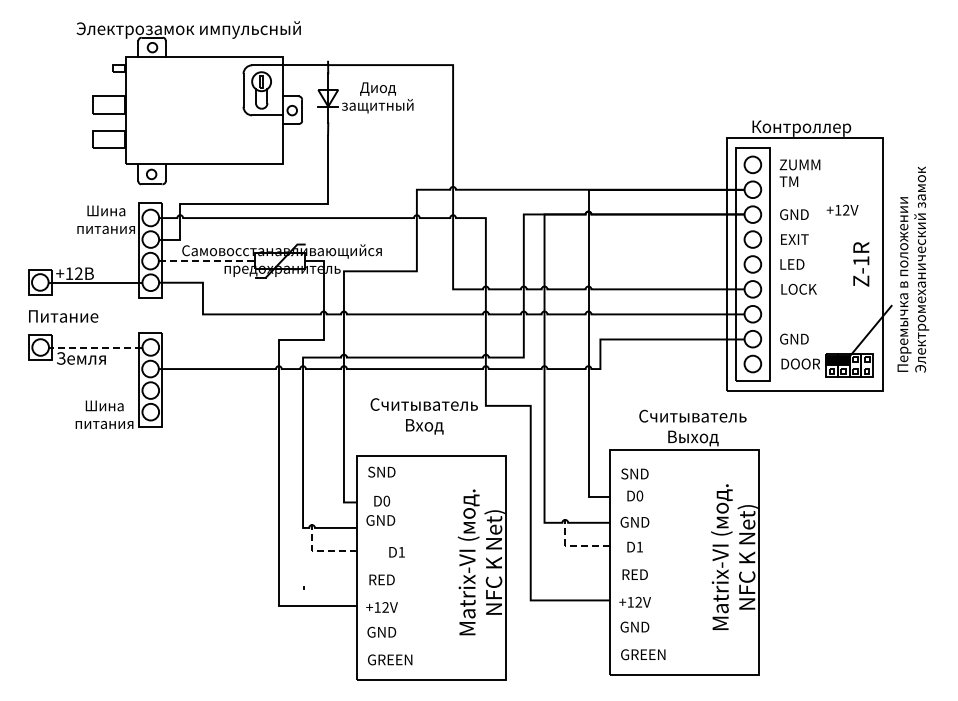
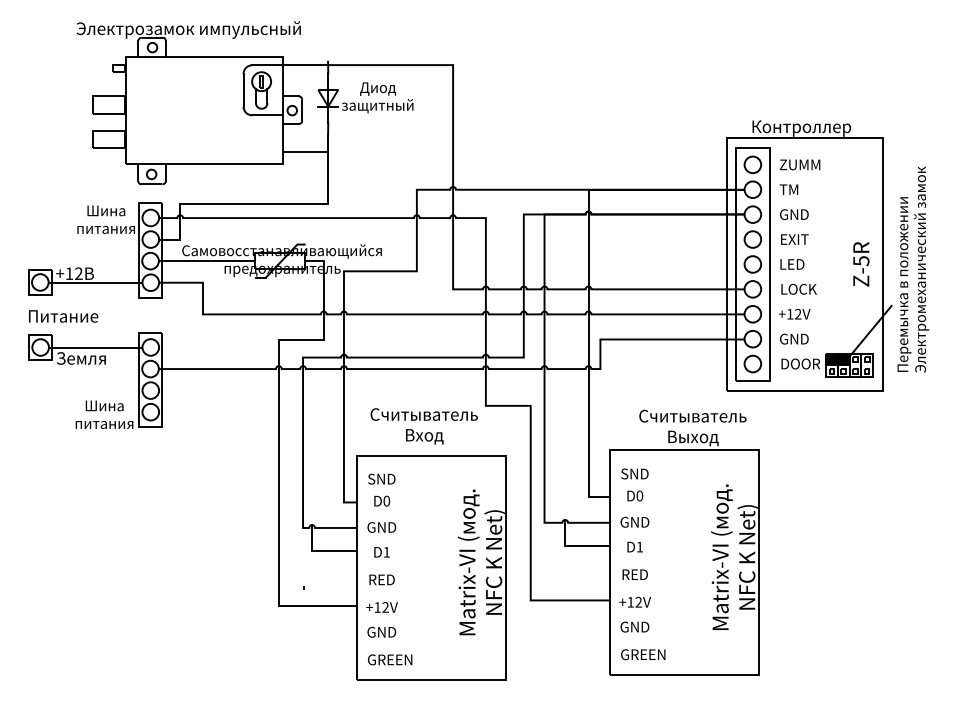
line: none -> present (305, 151)
text position: (788, 181) -> (788, 189) (788, 189)
text position: (842, 209) -> (794, 313) (794, 313)
line: dashed -> solid (208, 261)
text: Z-1R -> Z-5R (861, 261)
line: dashed -> solid (95, 347)
text position: (423, 416) -> (423, 426) (423, 426)
text position: (381, 471) -> (381, 478) (381, 478)
text position: (380, 520) -> (381, 527) (381, 527)
line: dashed -> solid (573, 545)
line: dashed -> solid (320, 550)
text position: (396, 552) -> (381, 552) (381, 552)
